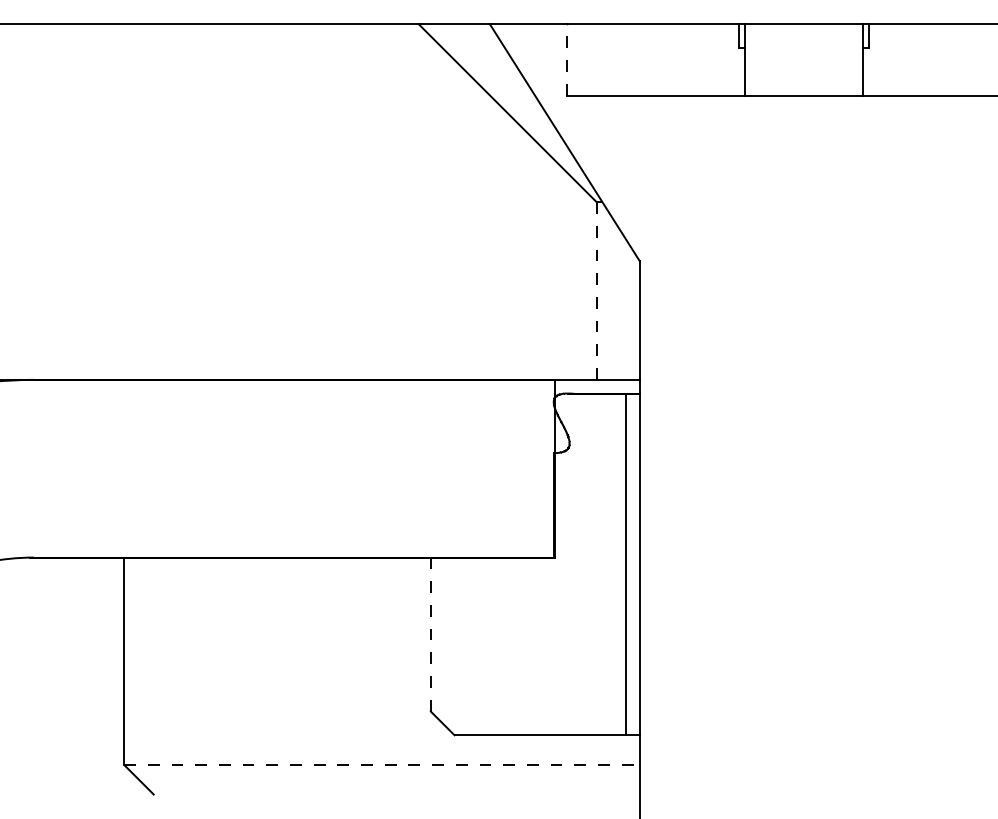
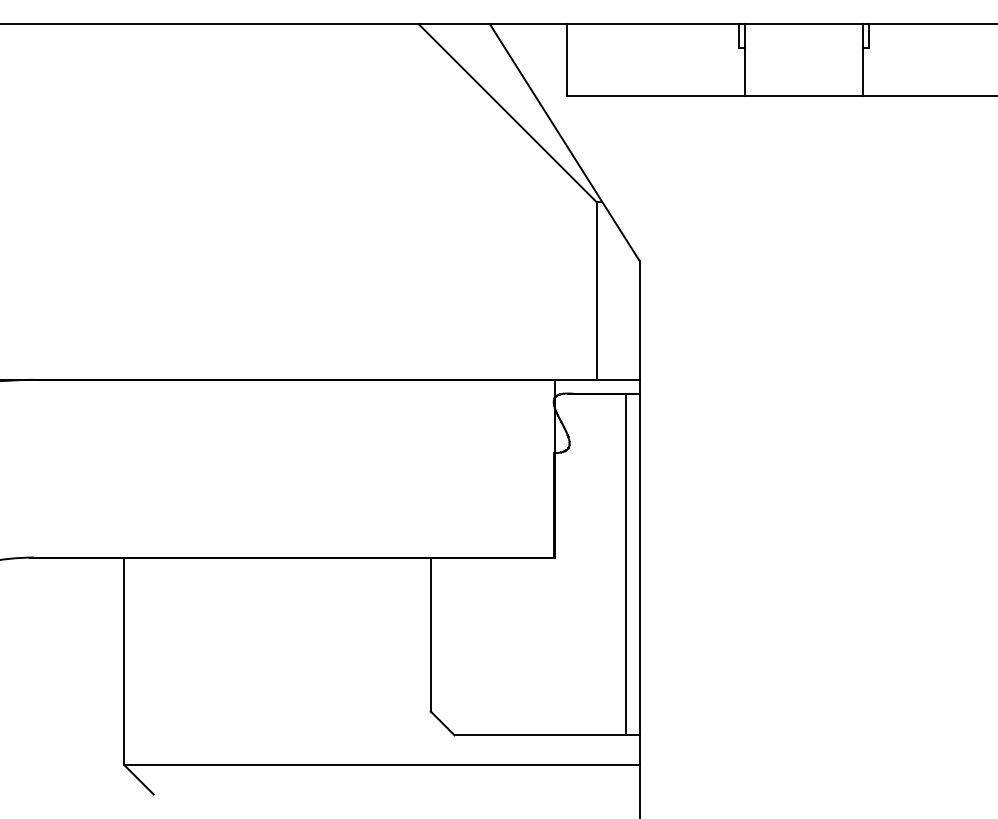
line: dashed -> solid (567, 60)
line: dashed -> solid (596, 291)
line: dashed -> solid (430, 635)
line: dashed -> solid (382, 764)
